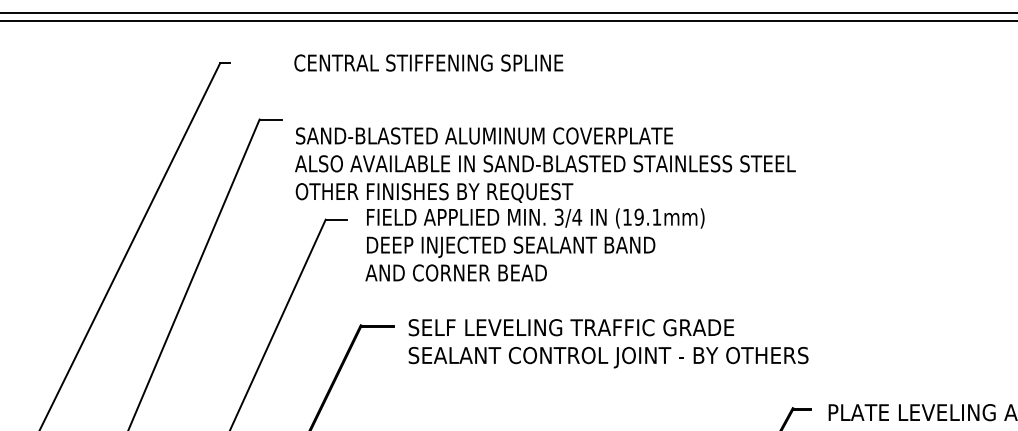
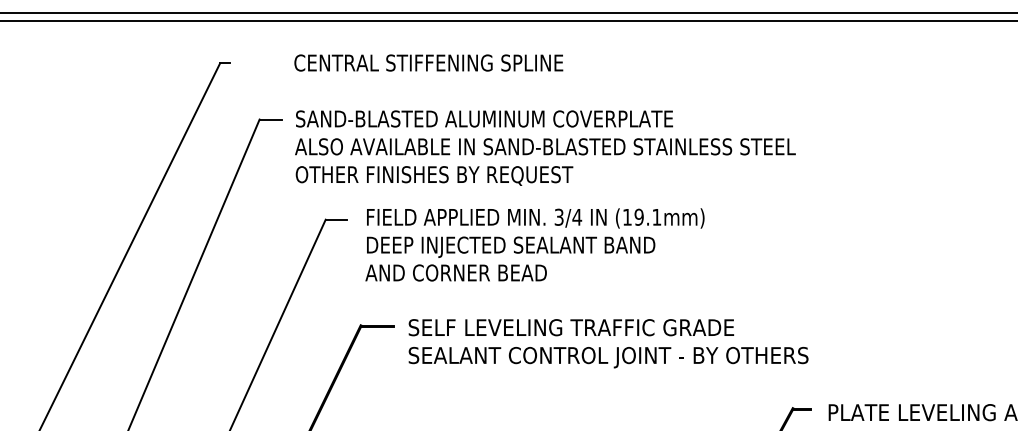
text position: (545, 164) -> (545, 147) (545, 147)
